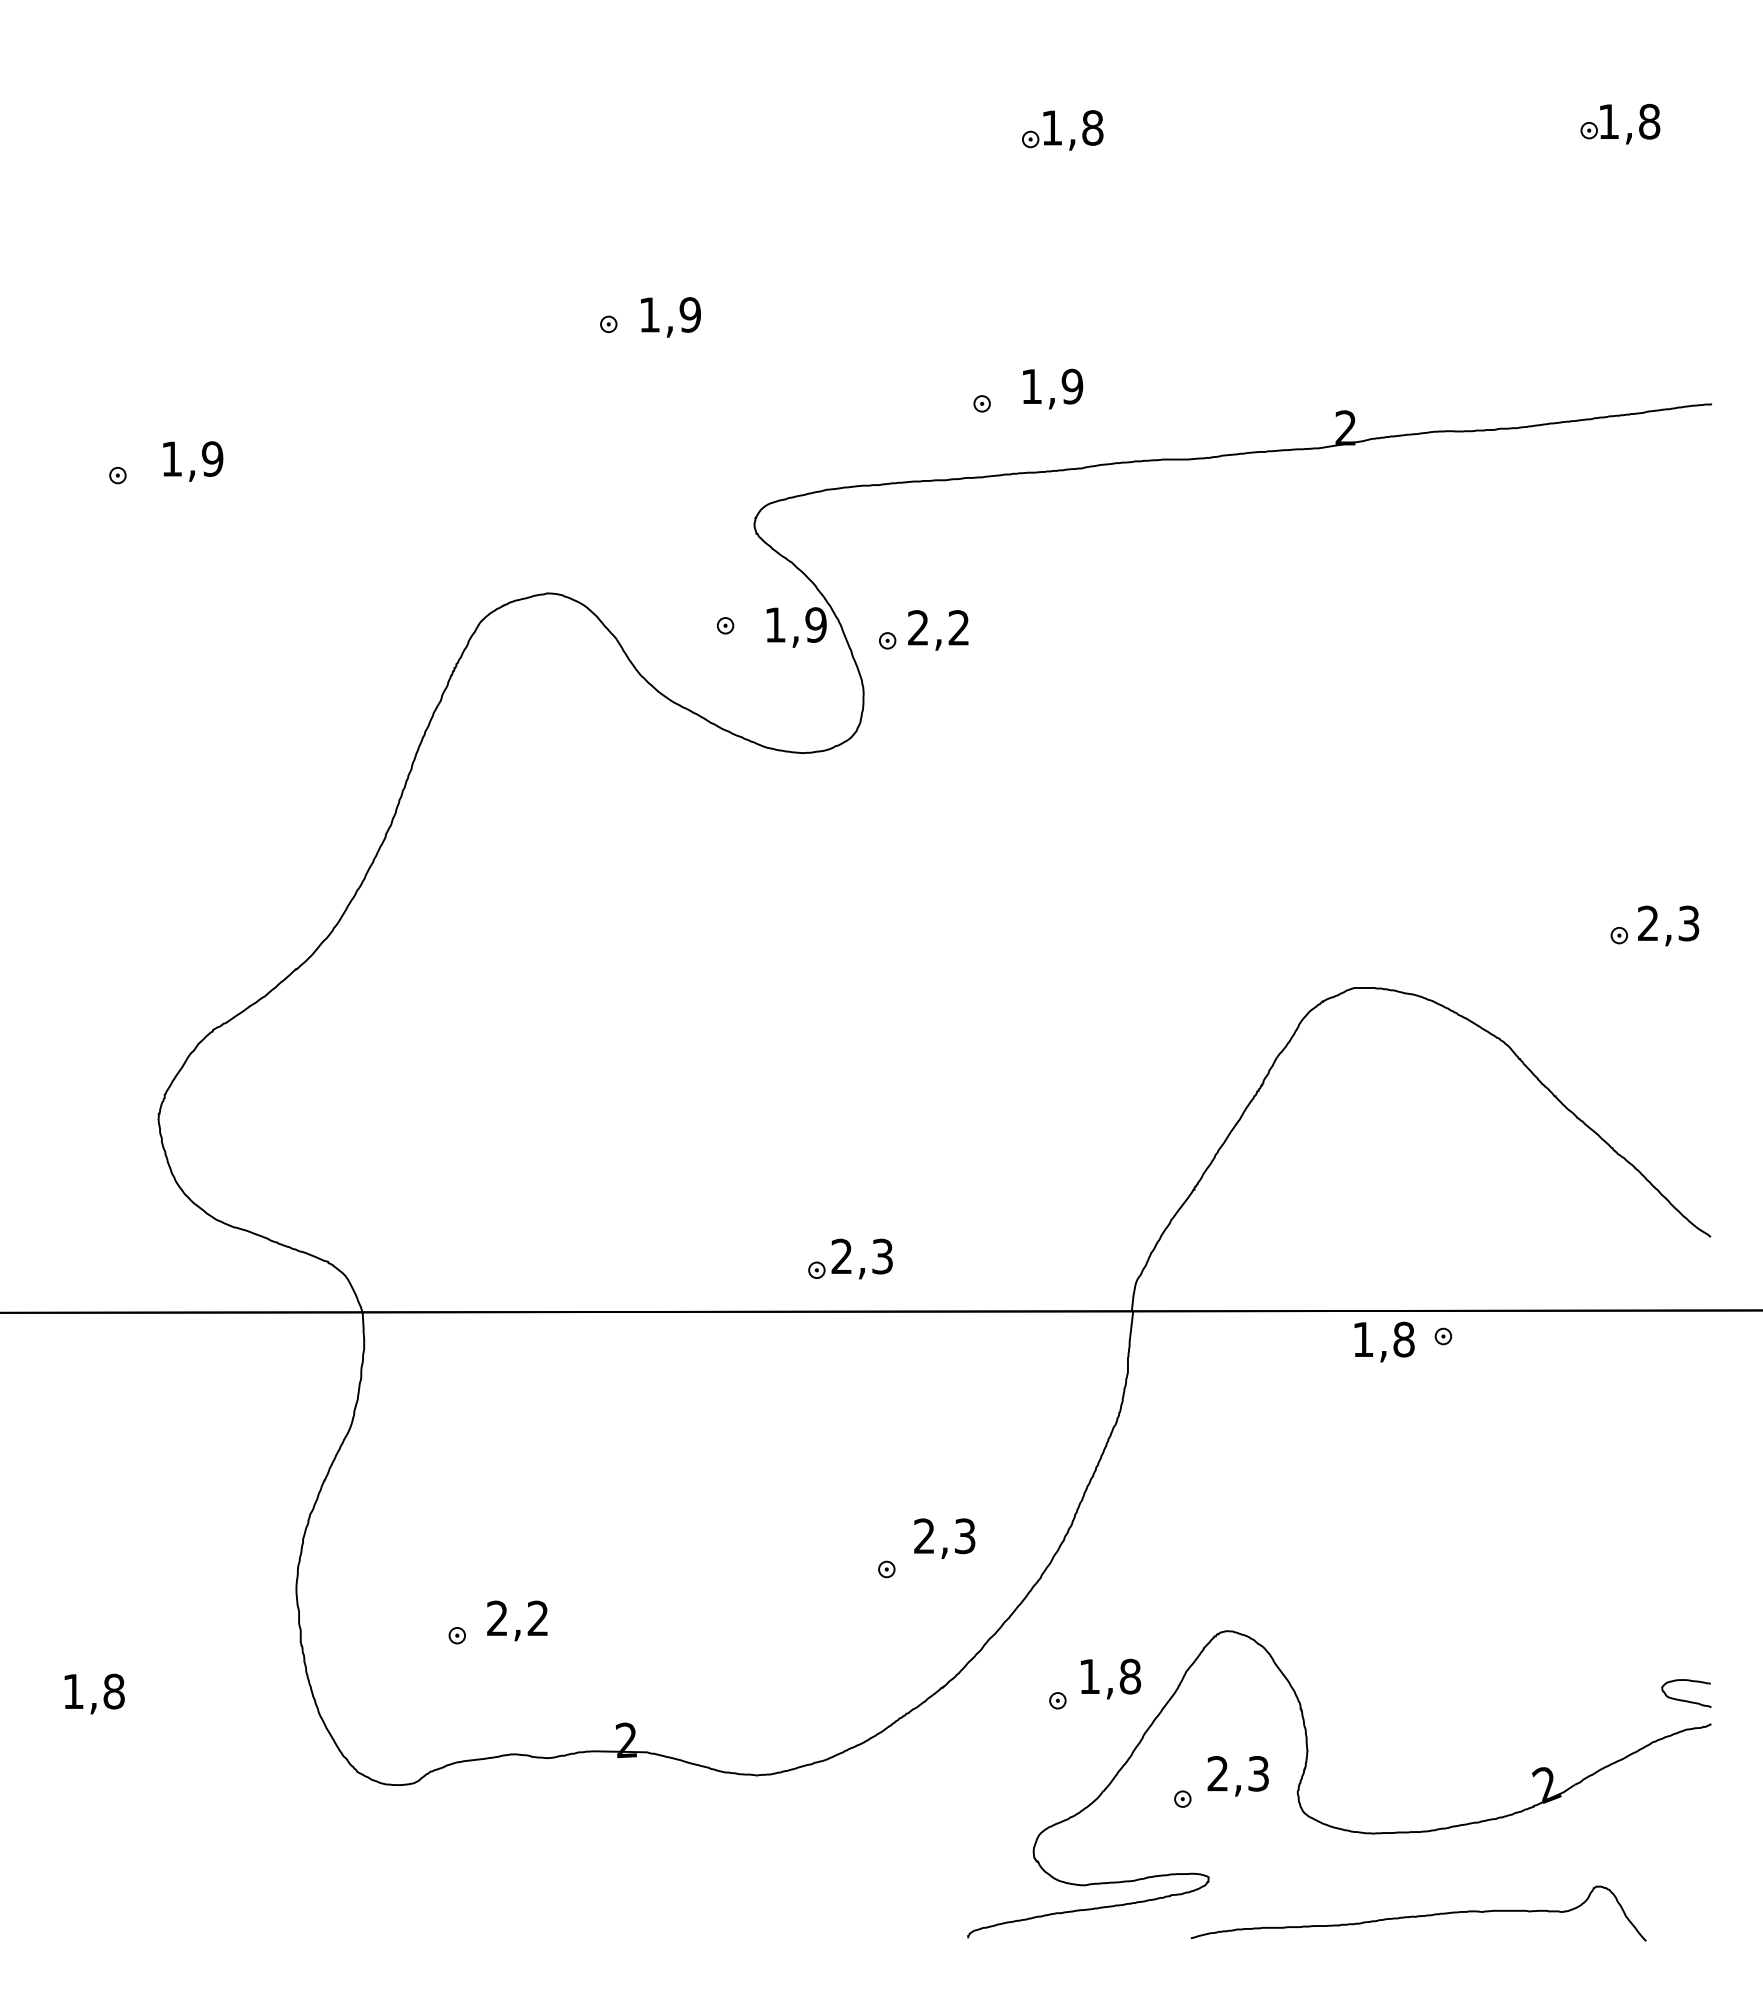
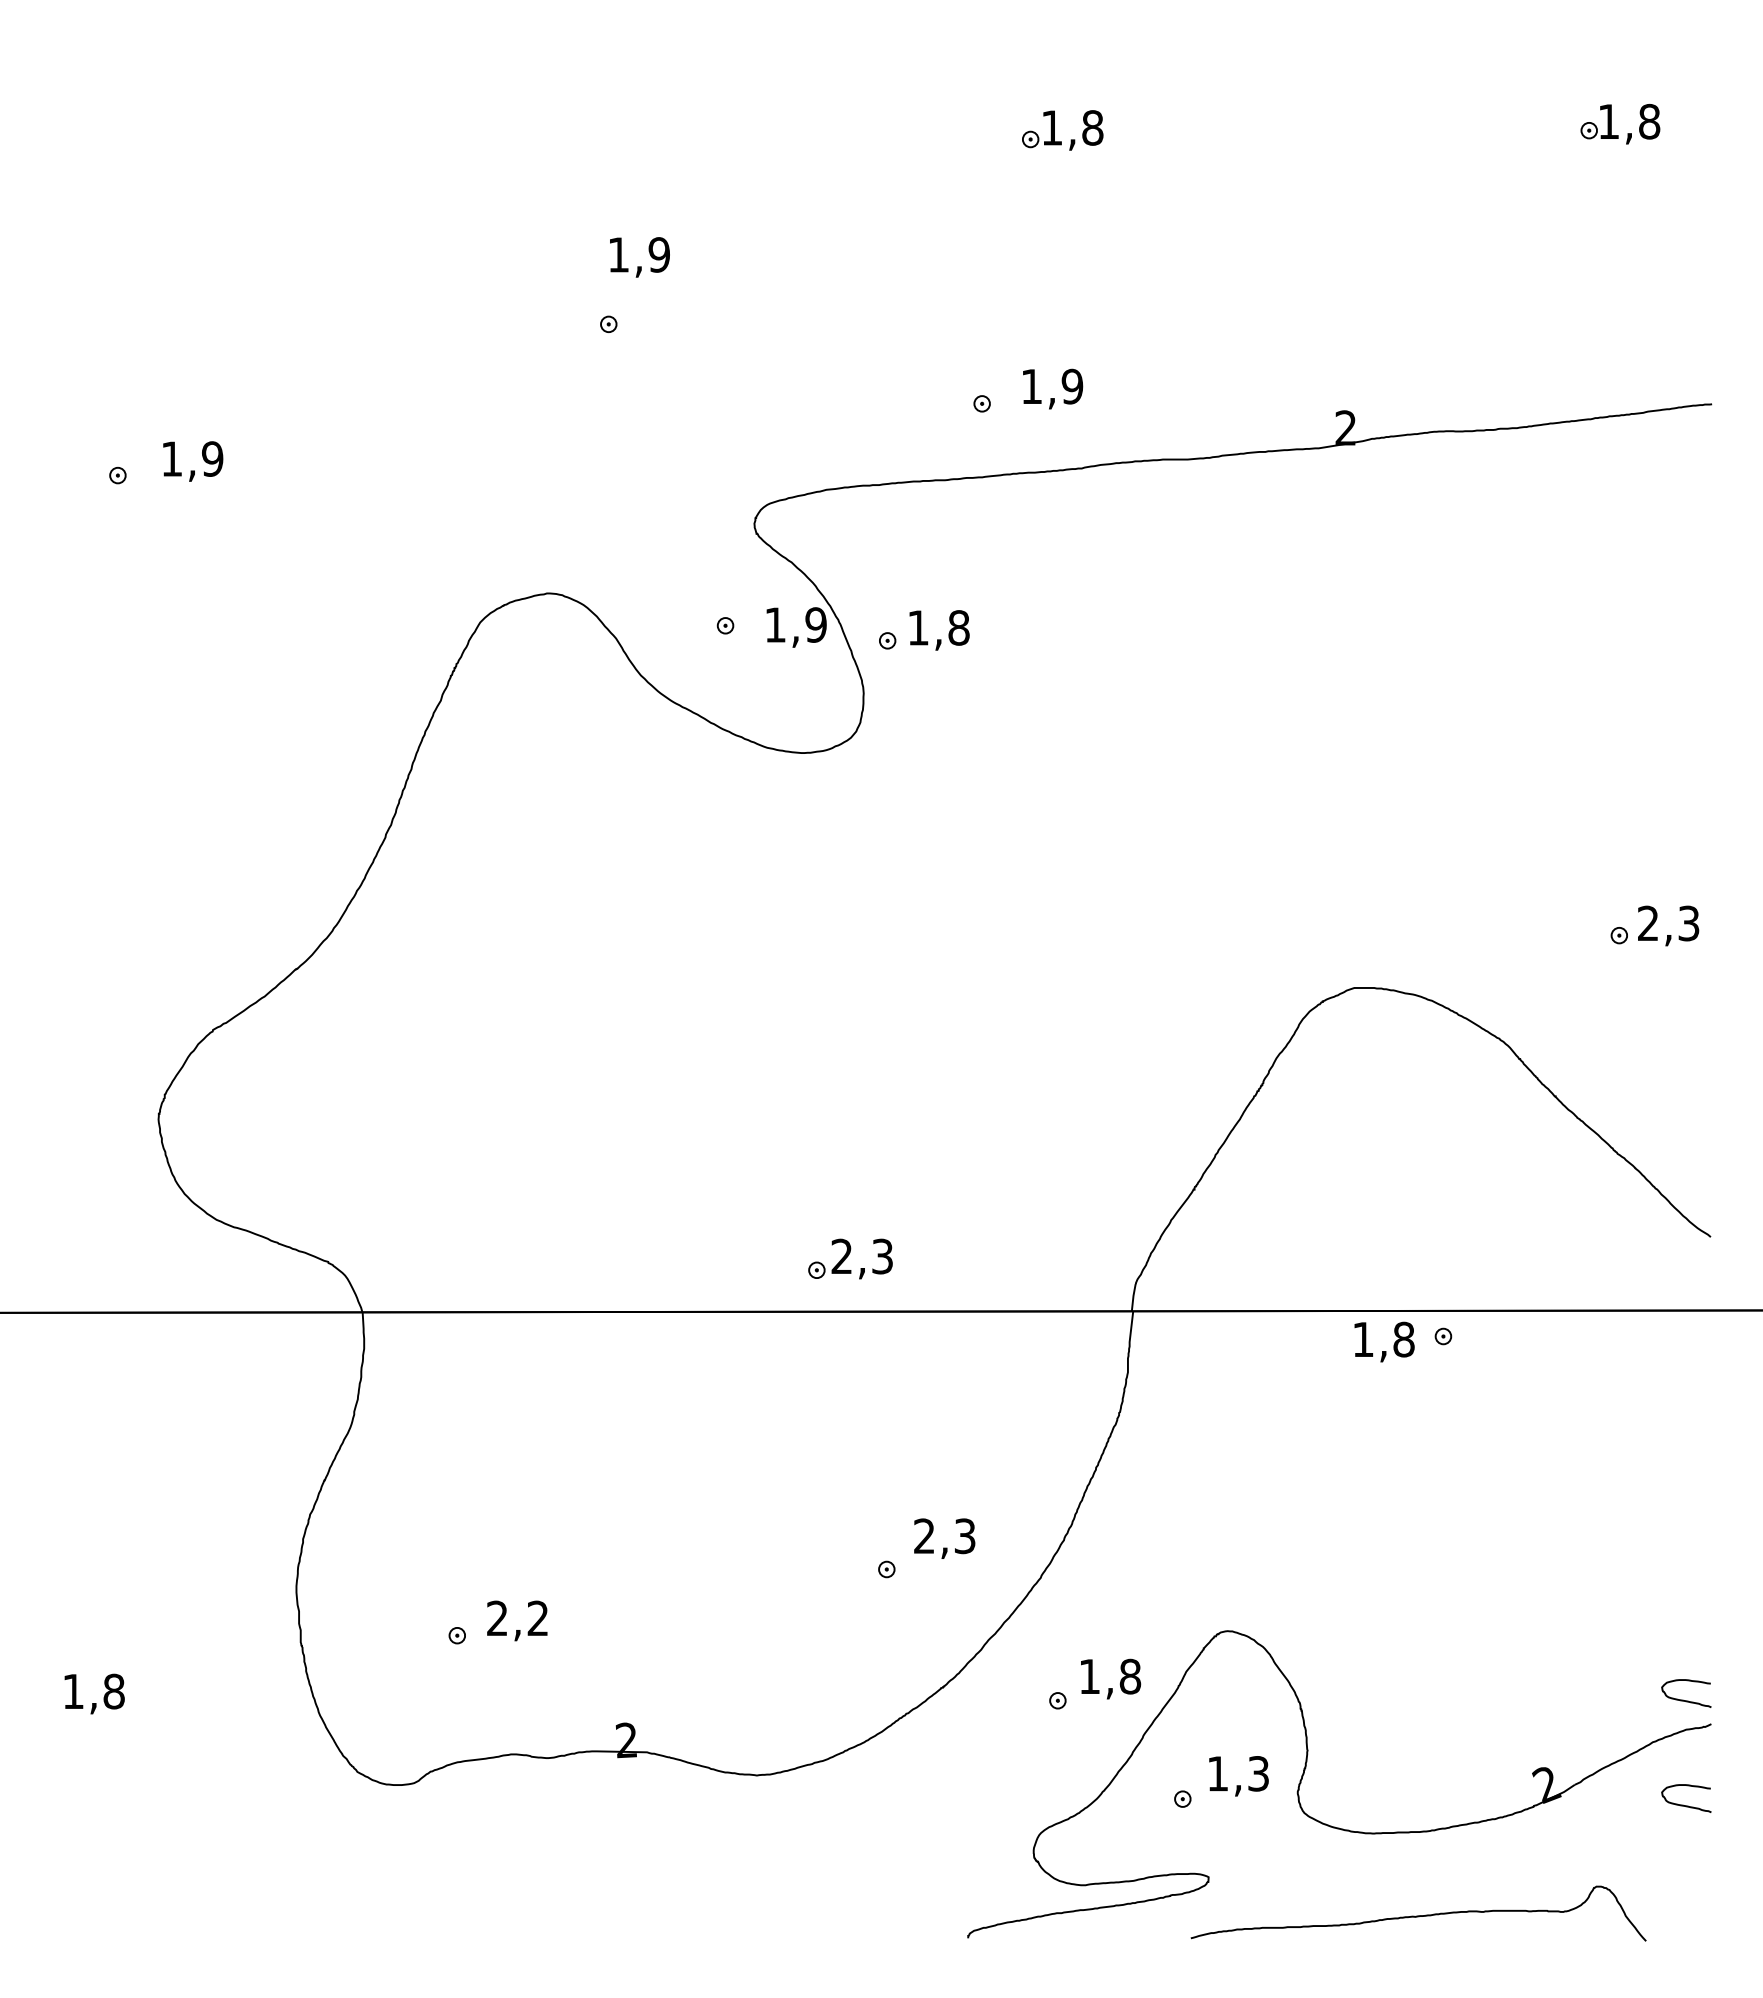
text position: (670, 317) -> (639, 257) (639, 257)
text: 2,2 -> 1,8 (938, 627)
text: 2,3 -> 1,3 (1217, 1773)
curve: none -> present (1683, 1804)
